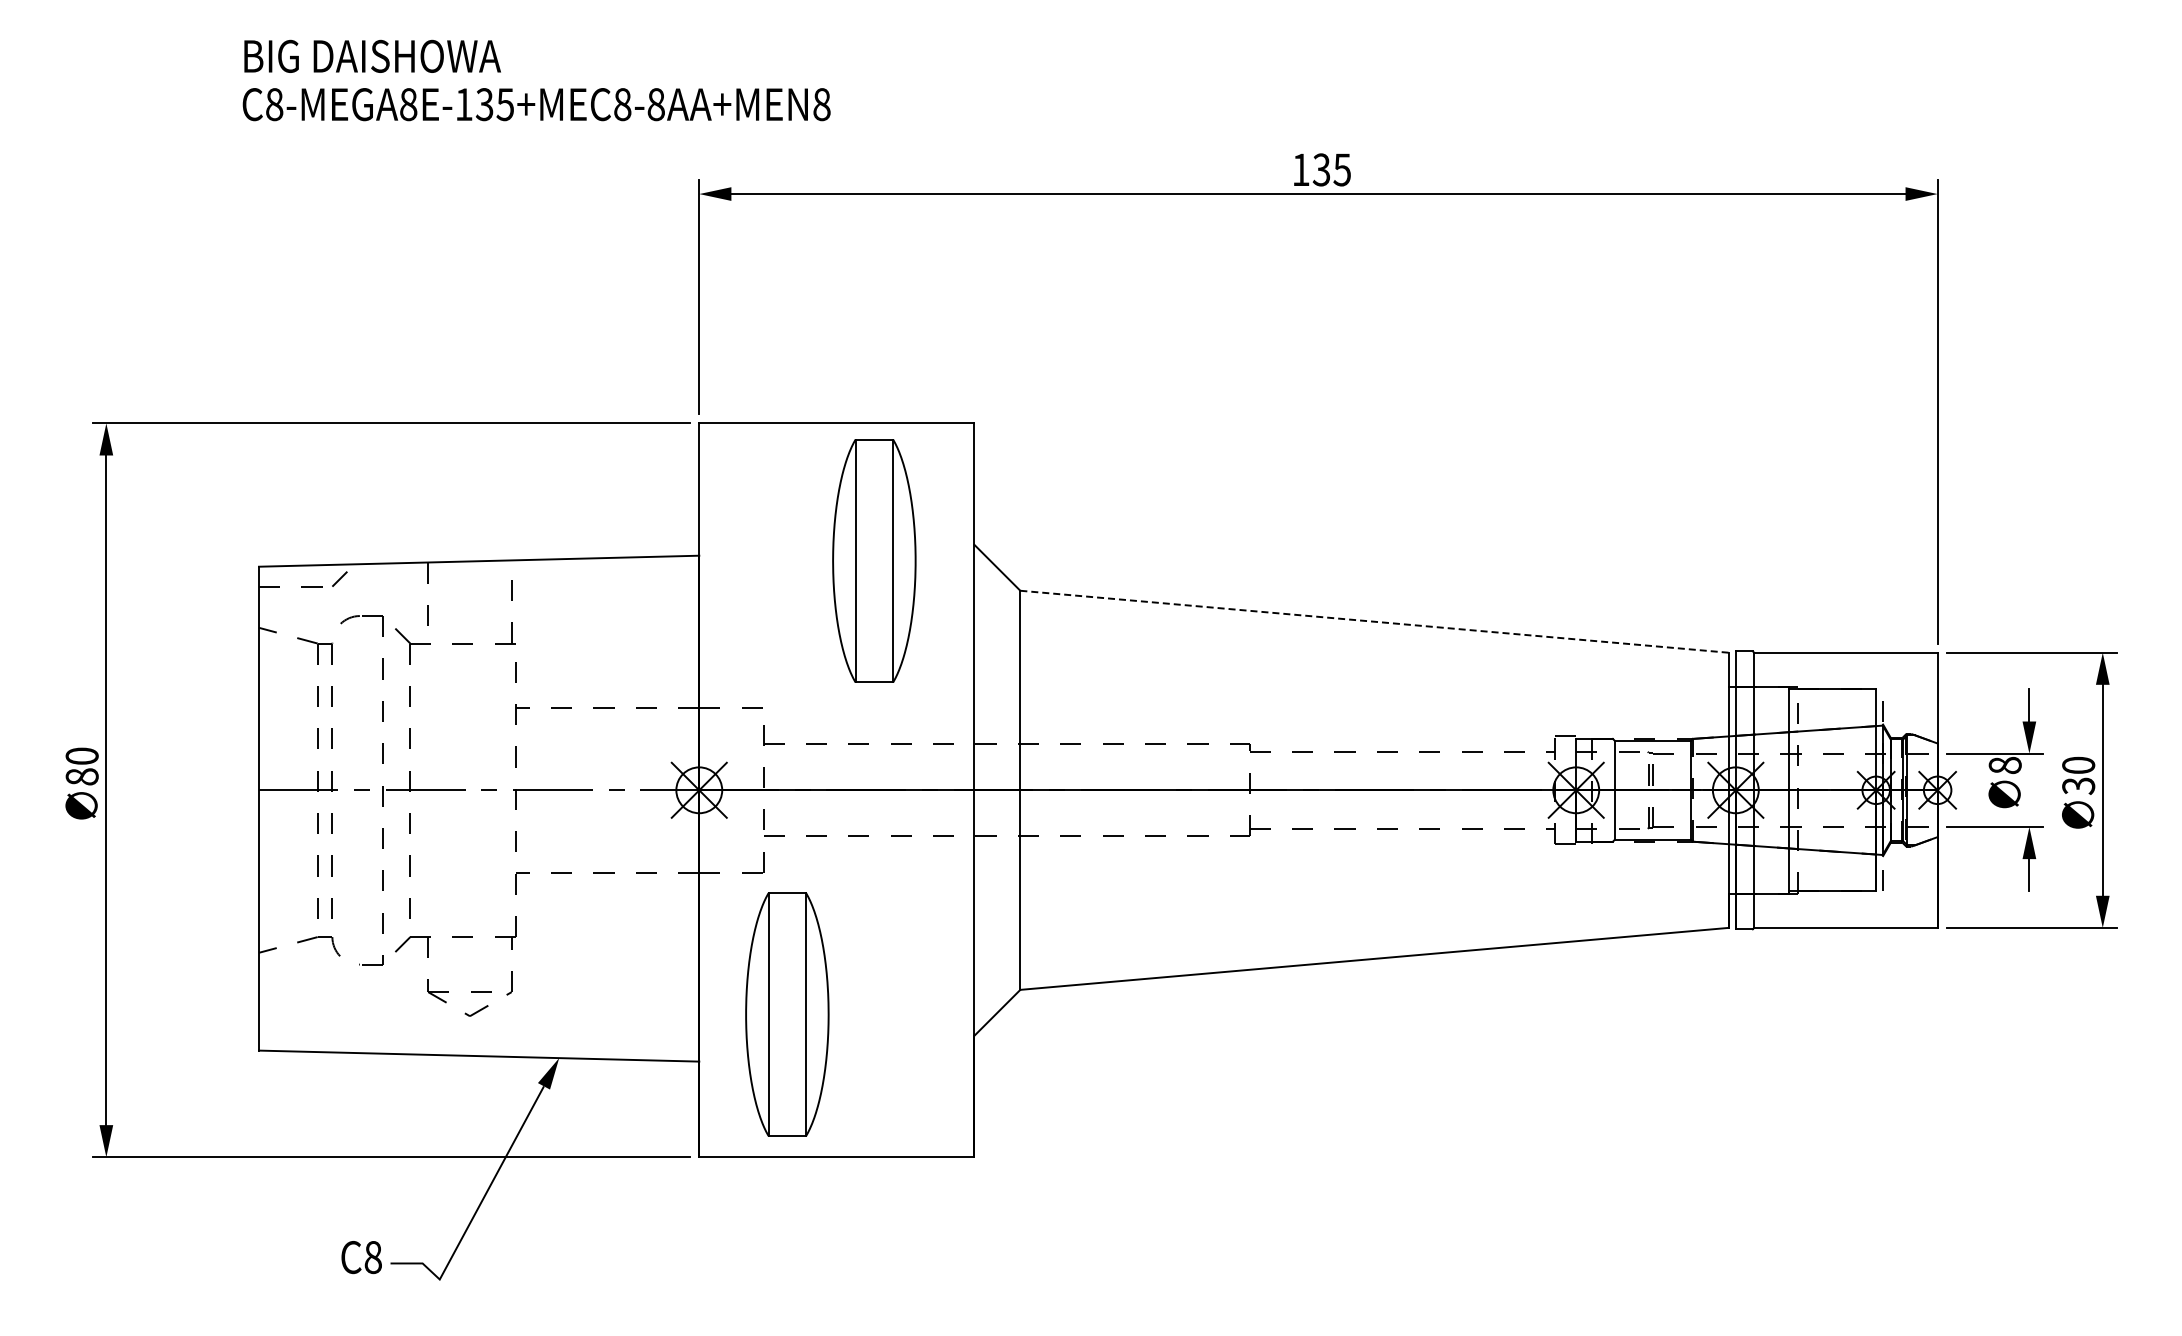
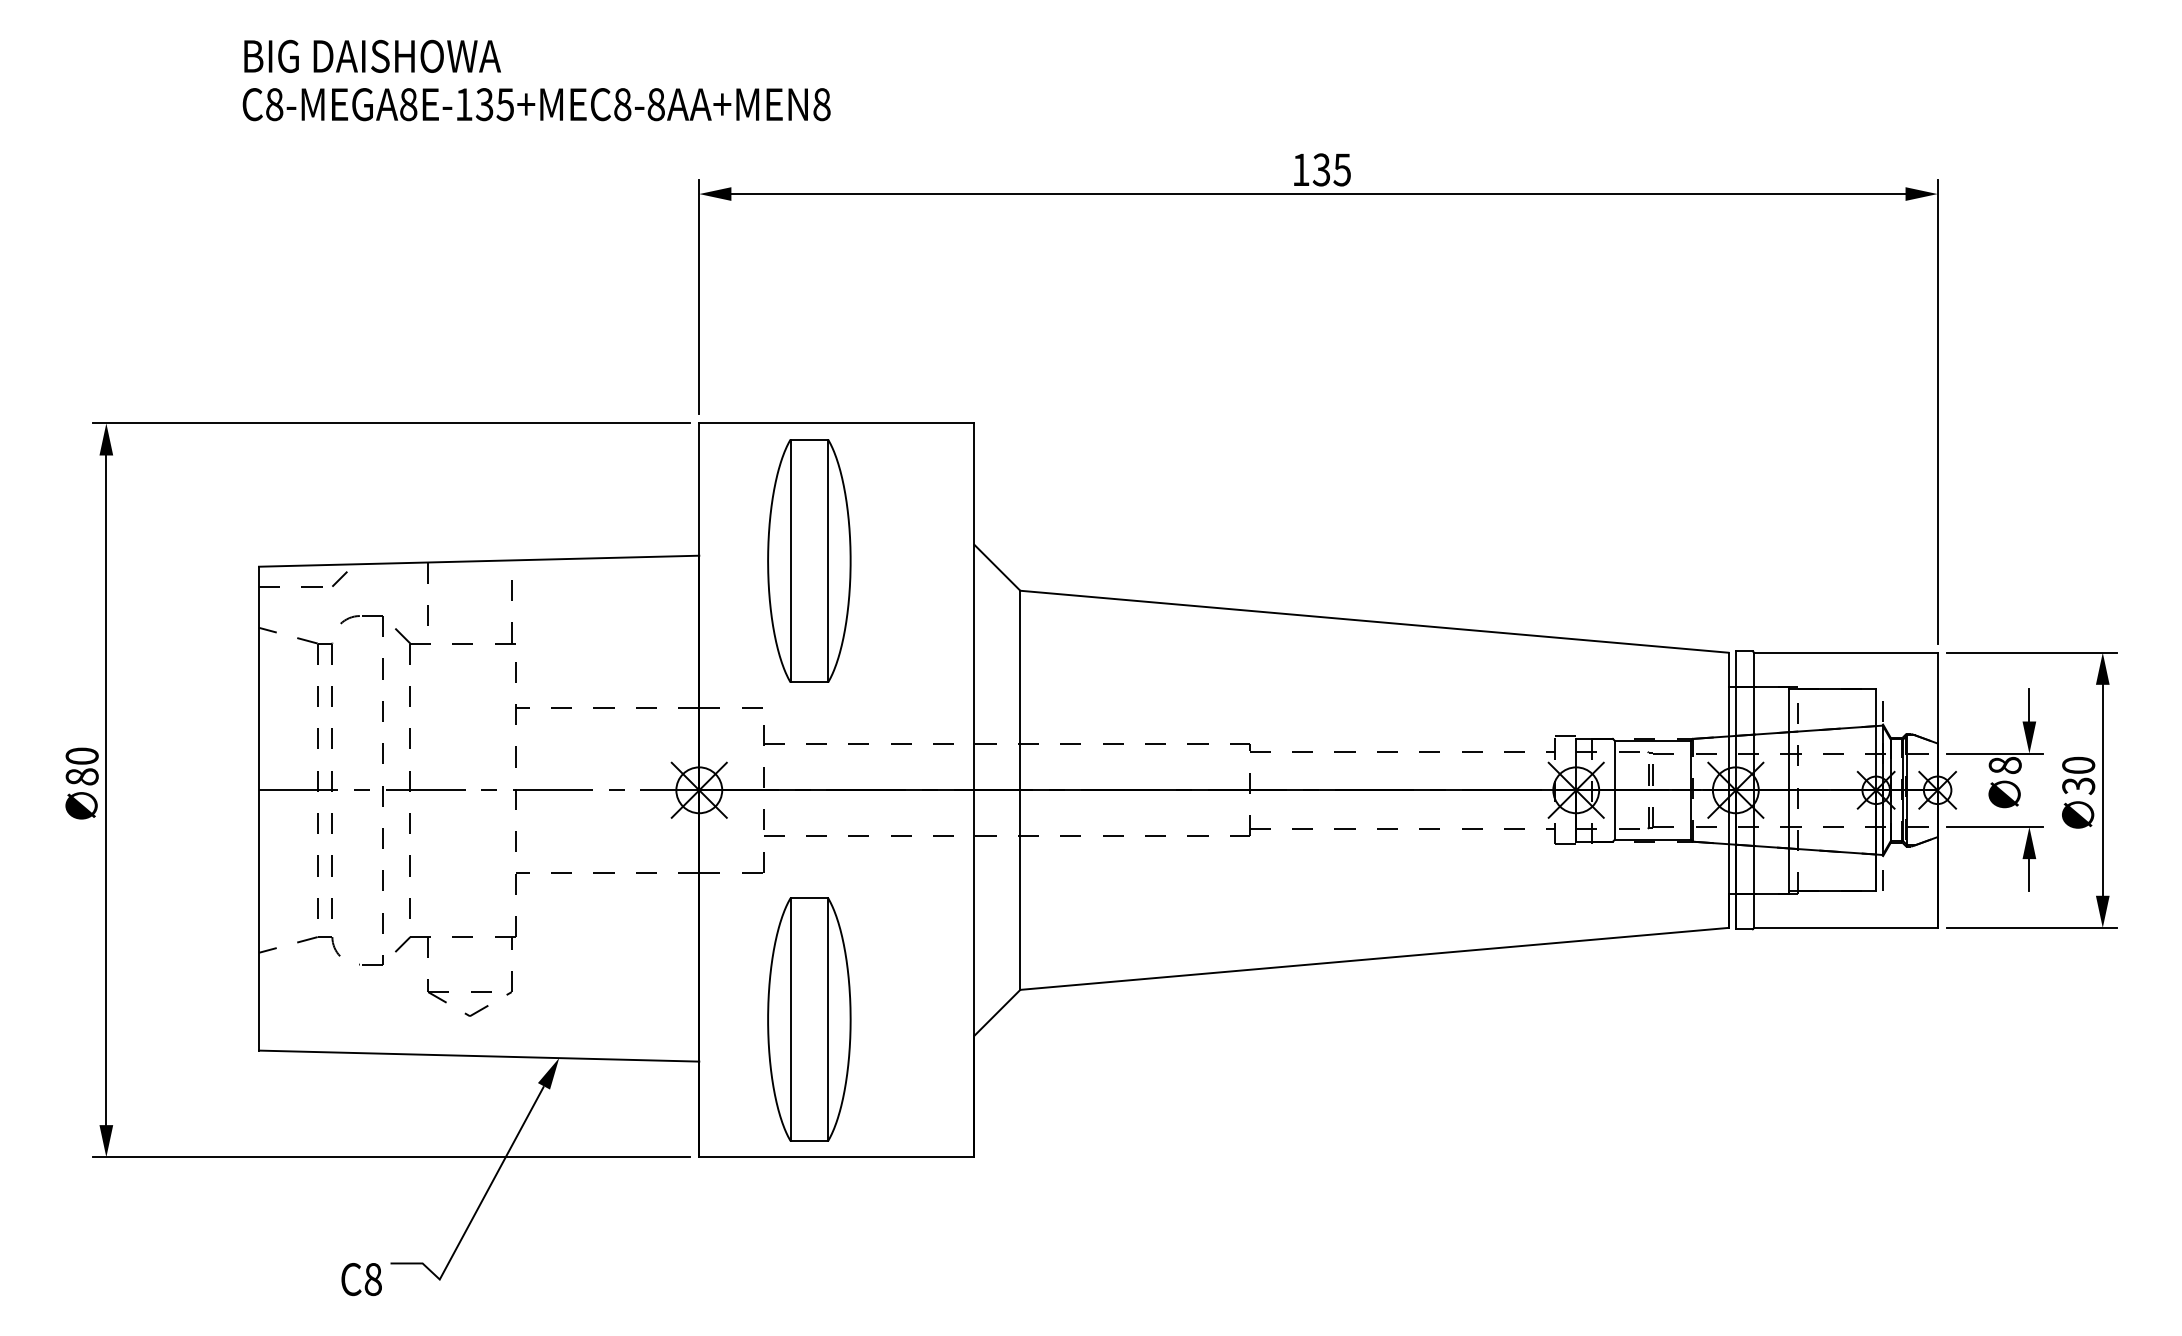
part position: (874, 560) -> (809, 560) (809, 560)
line: dashed -> solid (1374, 621)
part position: (787, 1014) -> (809, 1019) (809, 1019)
text position: (361, 1257) -> (361, 1279) (361, 1279)
